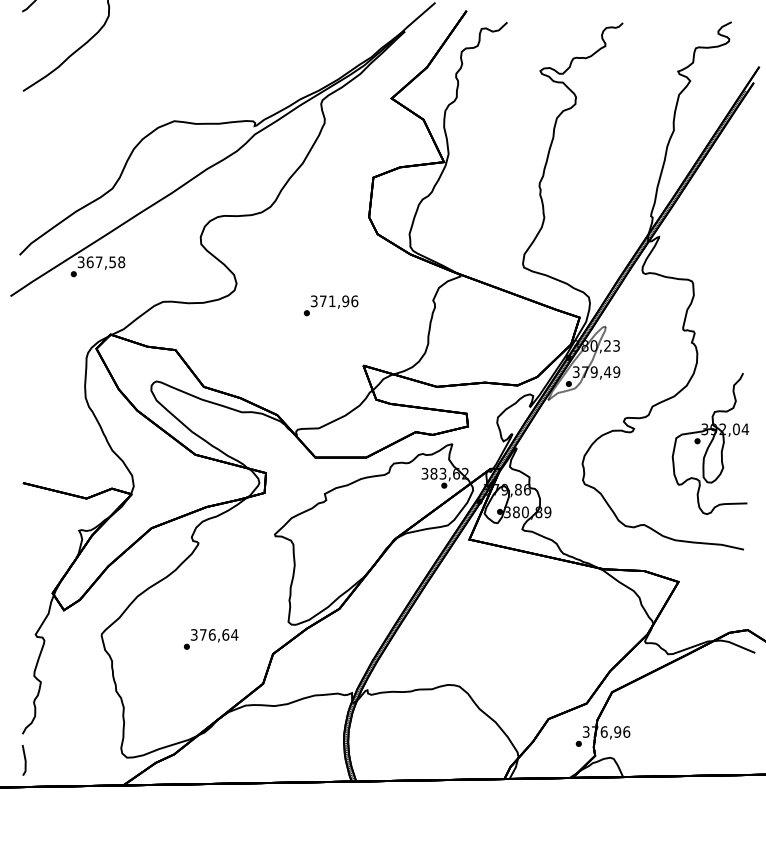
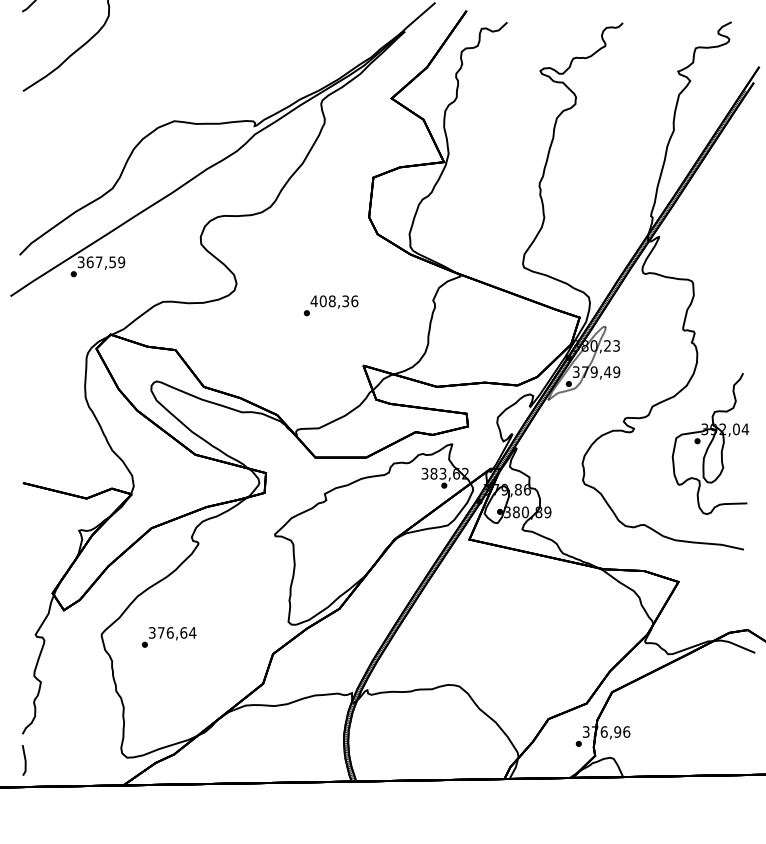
text: 367,58 -> 367,59 (121, 262)
text: 371,96 -> 408,36 (329, 301)
text position: (210, 639) -> (168, 637) (168, 637)
